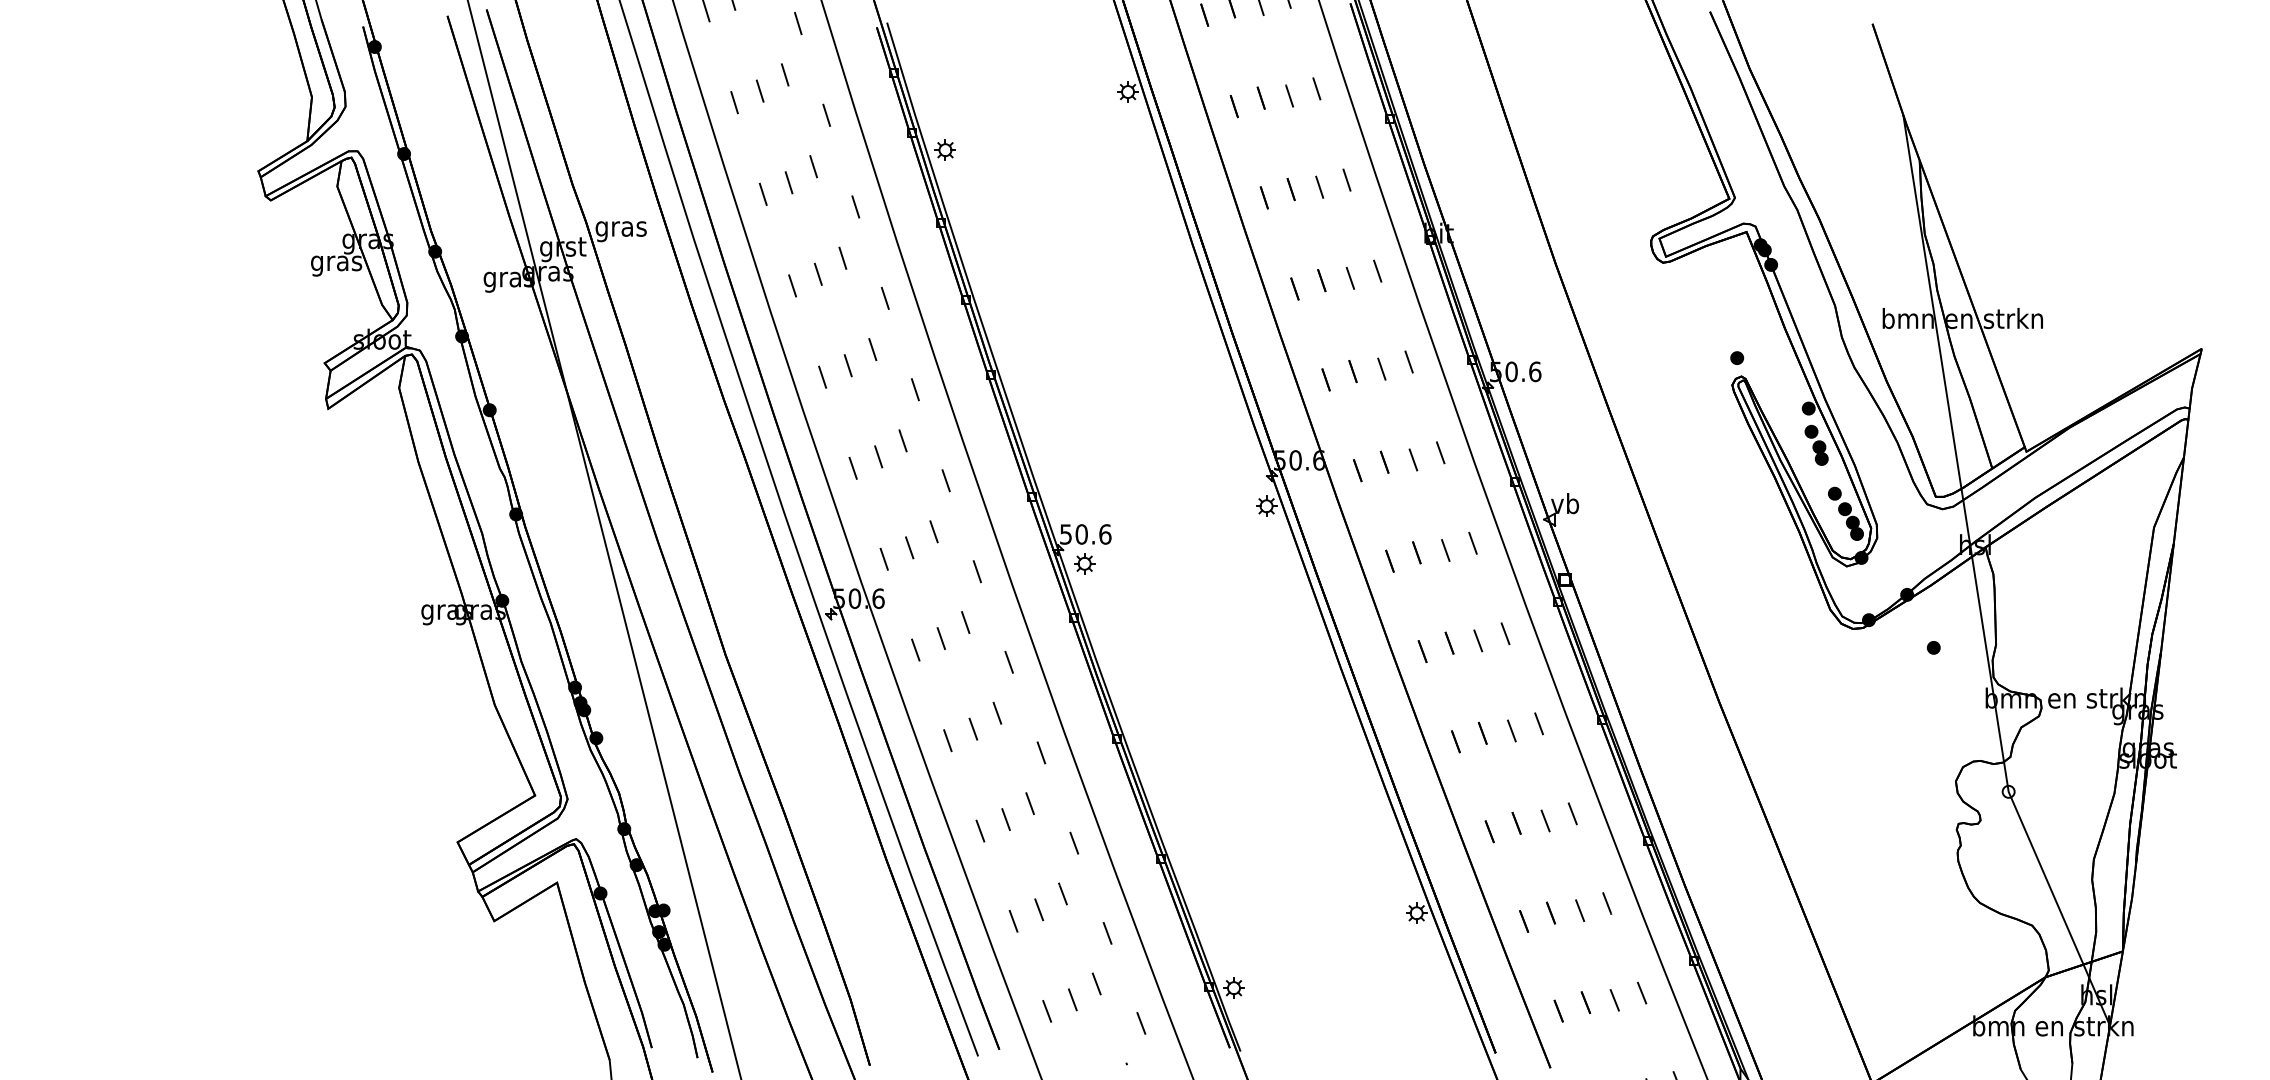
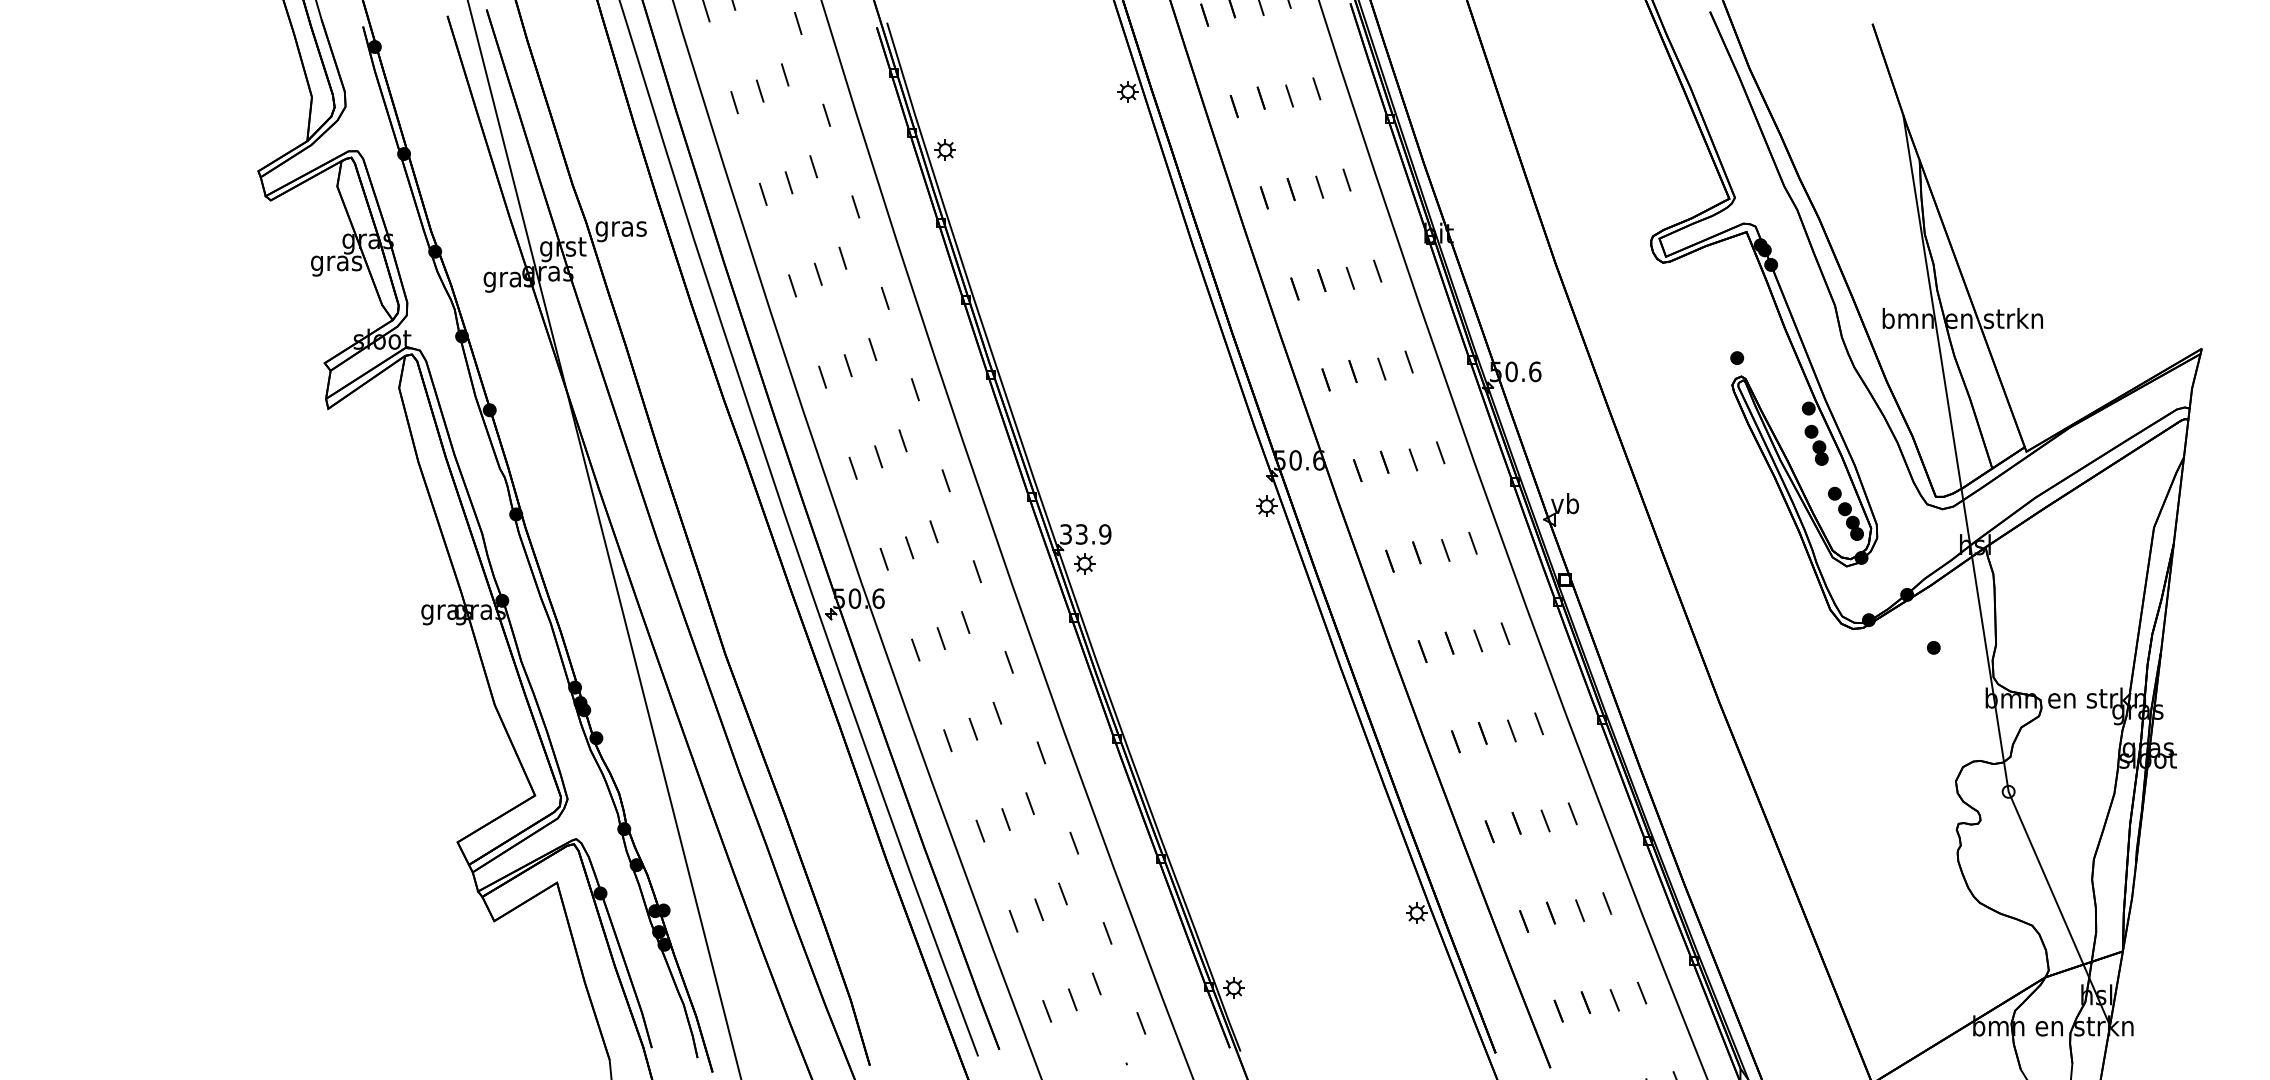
text: 50.6 -> 33.9 (1085, 534)
